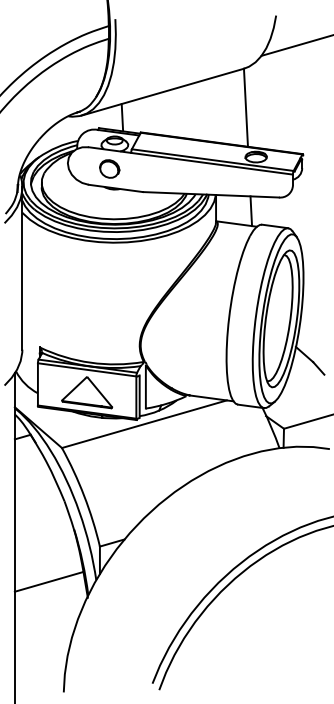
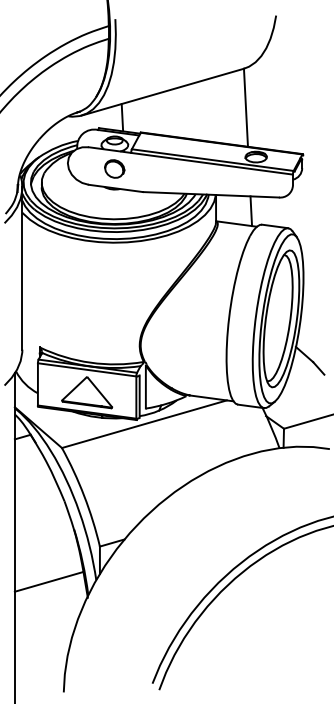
line: present -> none (295, 45)
part position: (109, 168) -> (114, 168) (114, 168)
